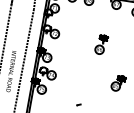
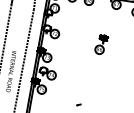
part: present -> none (118, 83)
